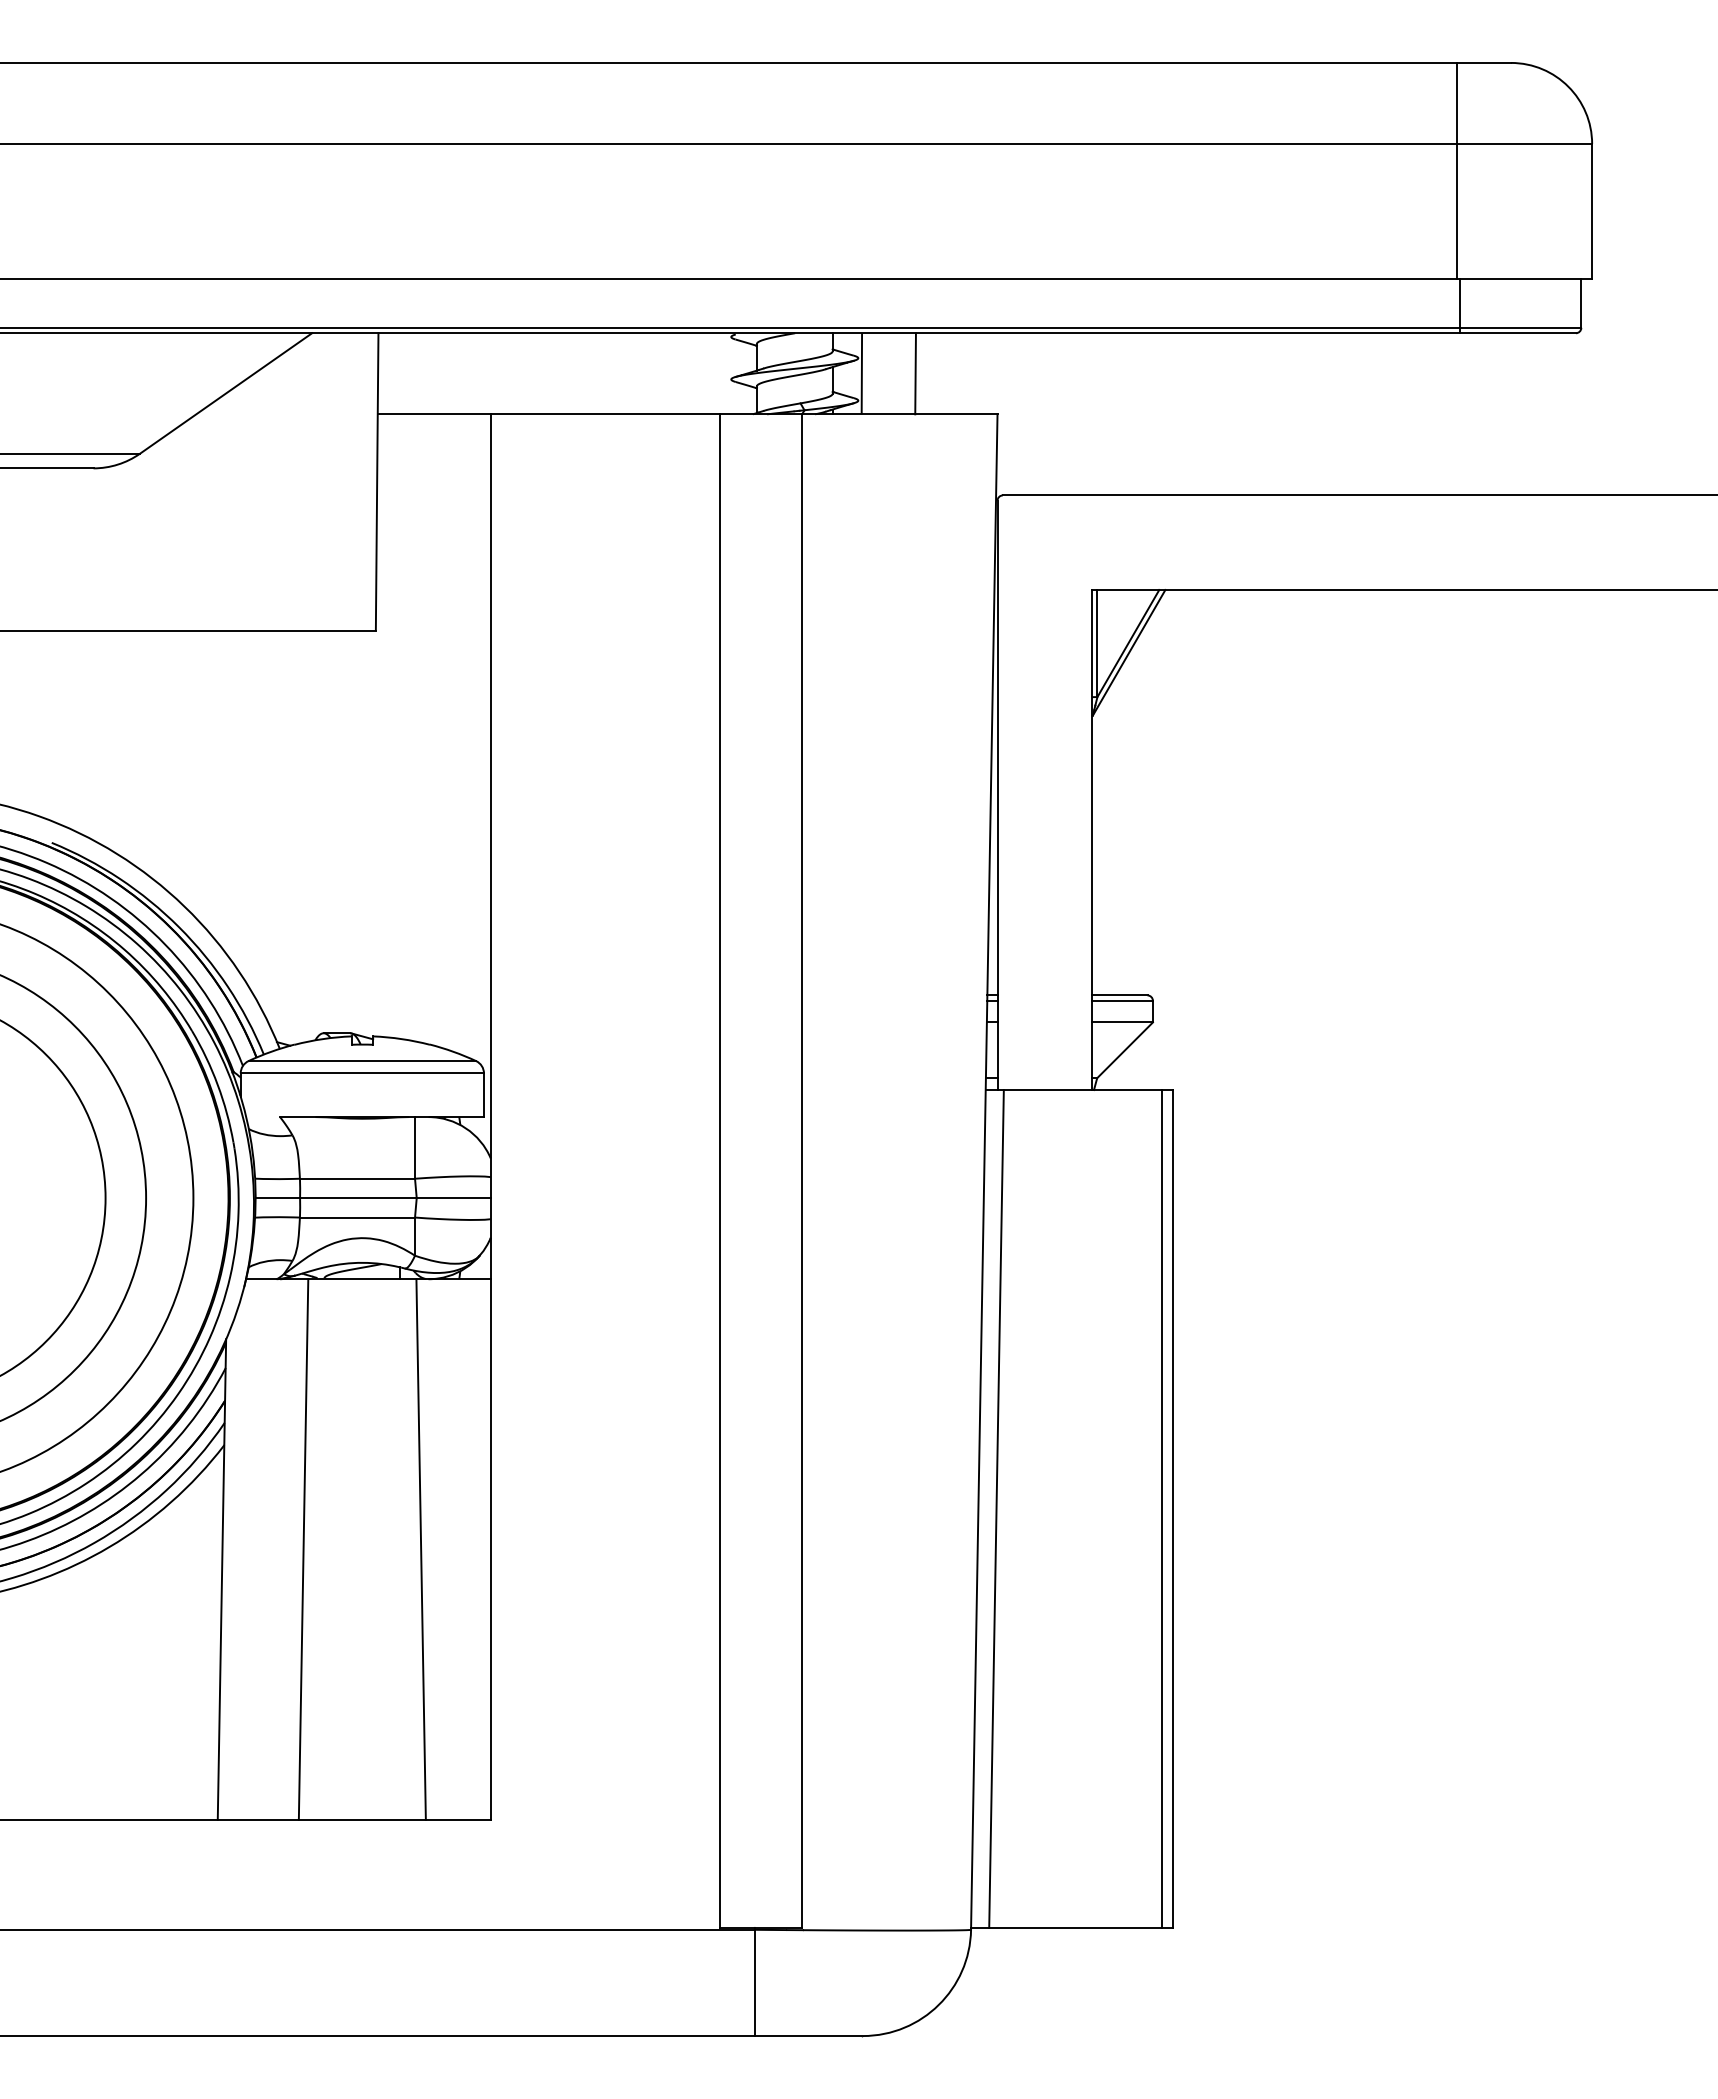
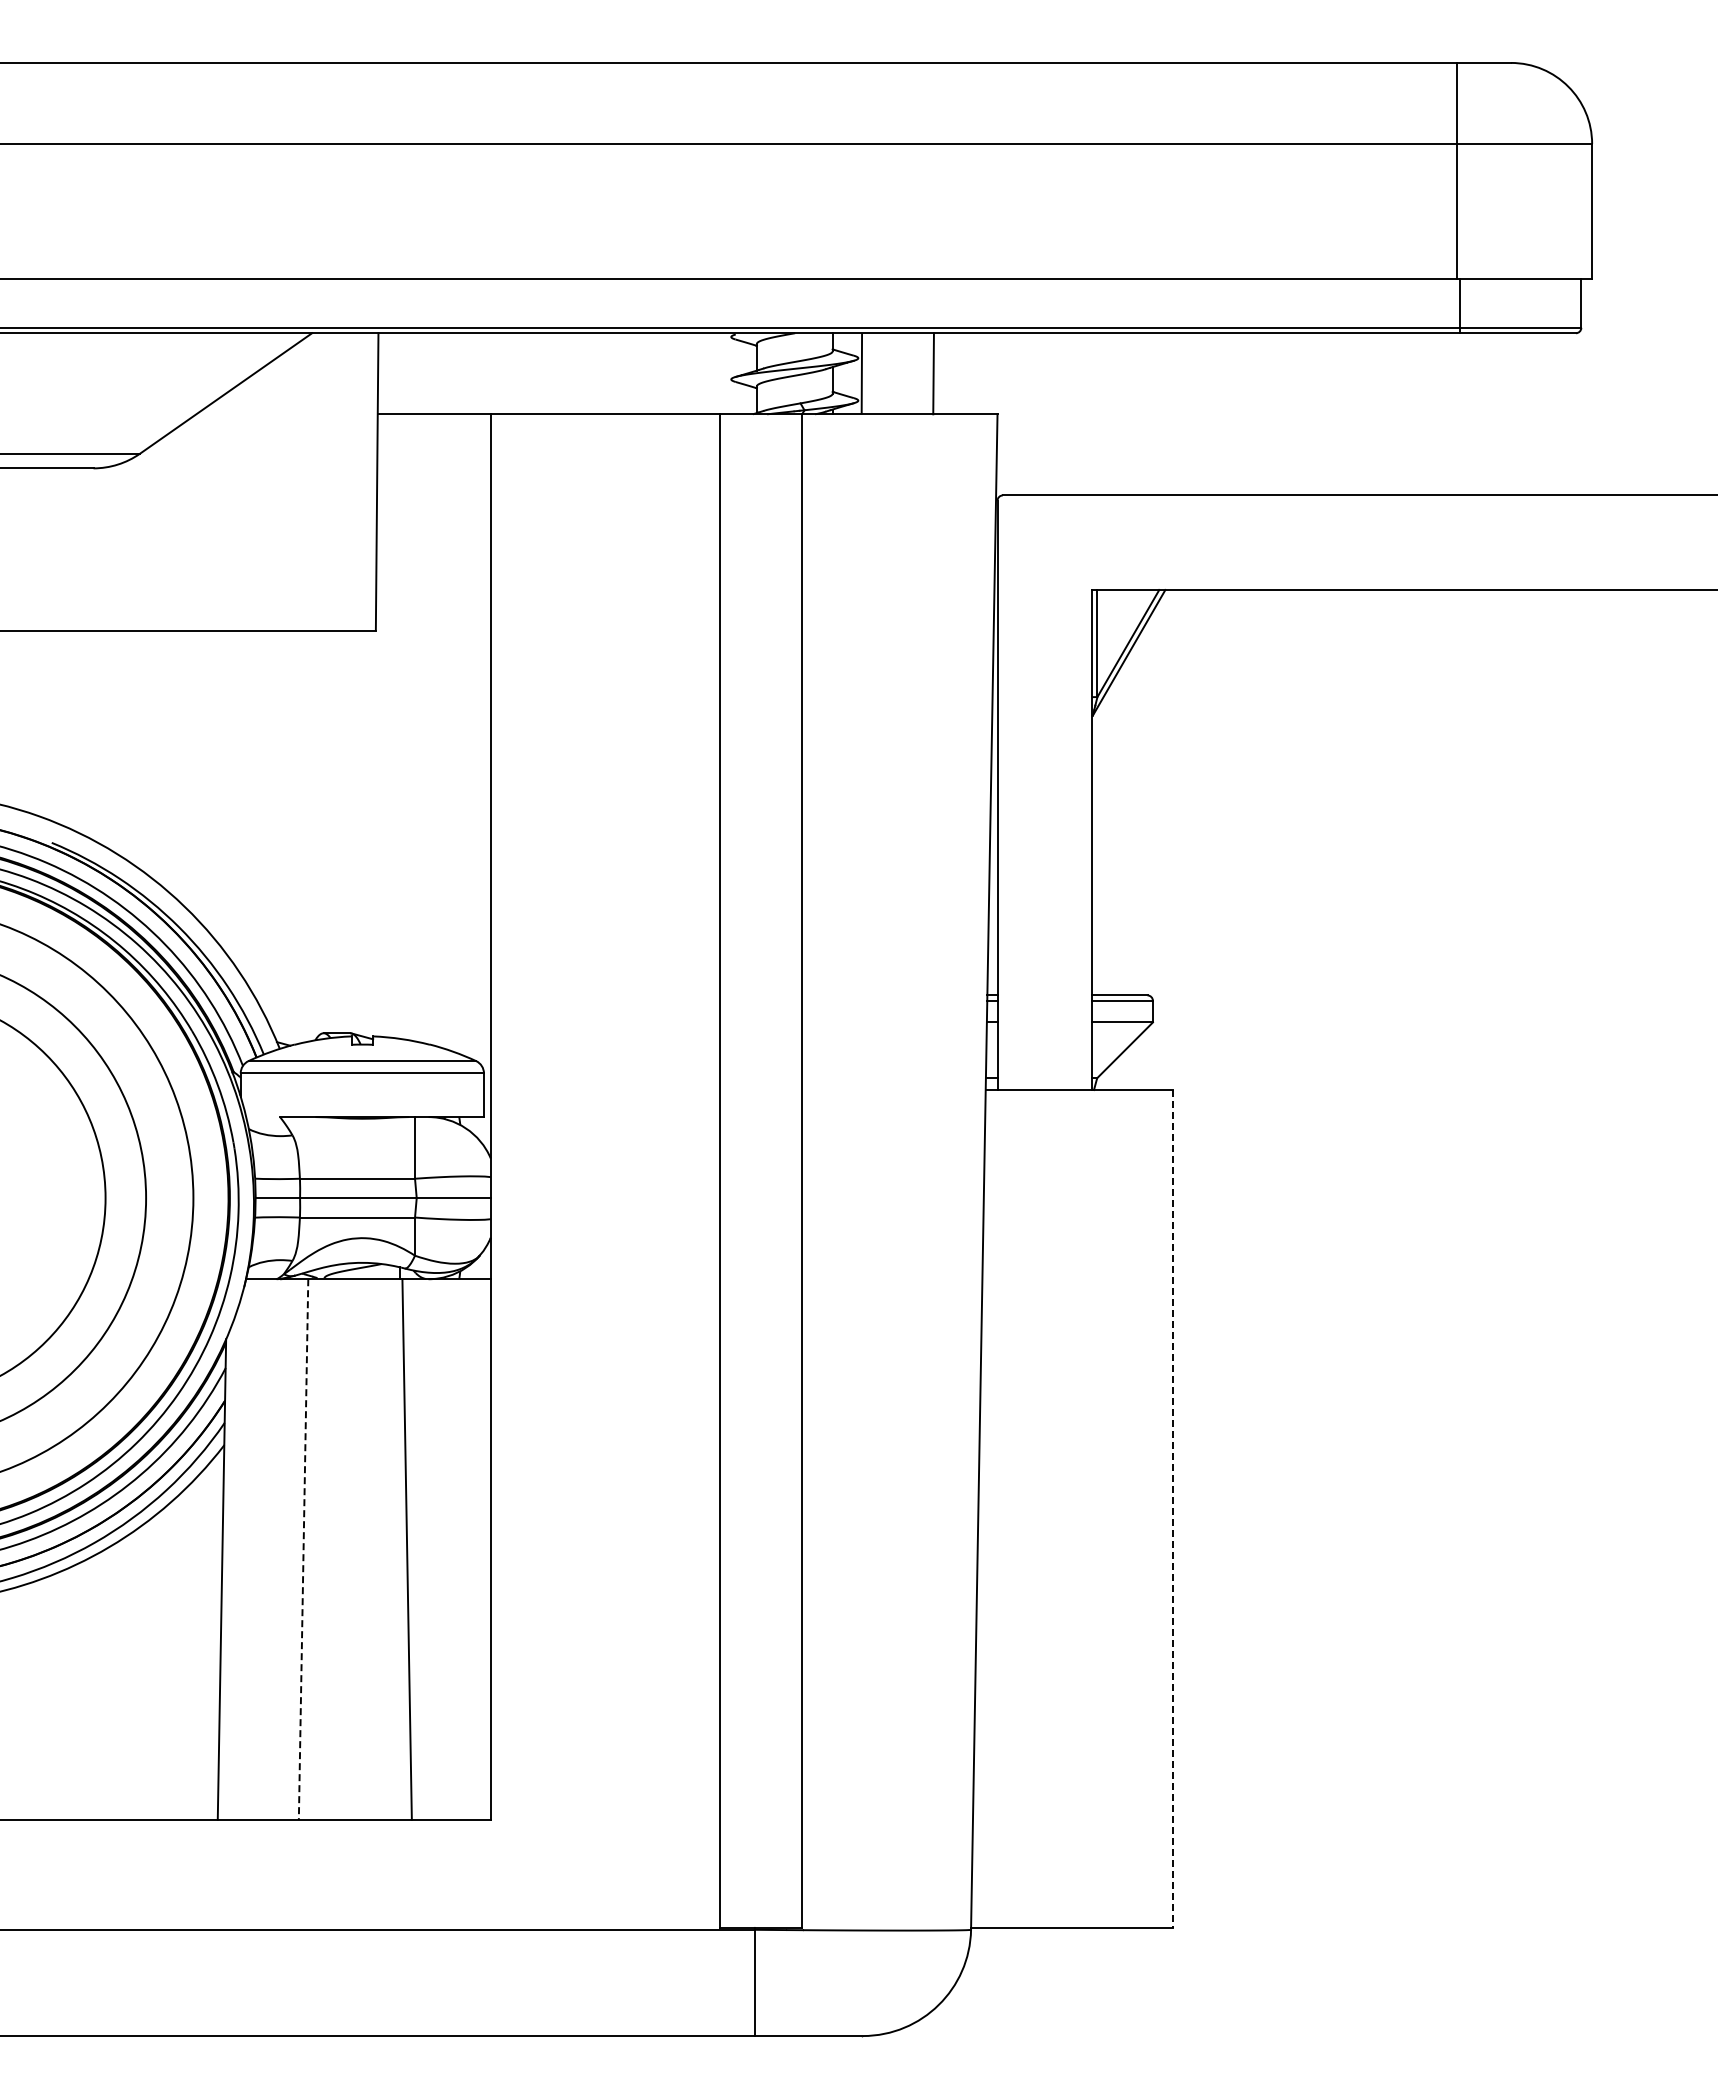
line position: (915, 373) -> (933, 373) (933, 373)
line: present -> none (996, 1508)
line: present -> none (1162, 1508)
line: solid -> dashed (1173, 1508)
line position: (420, 1549) -> (406, 1549) (406, 1549)
line: solid -> dashed (303, 1550)
